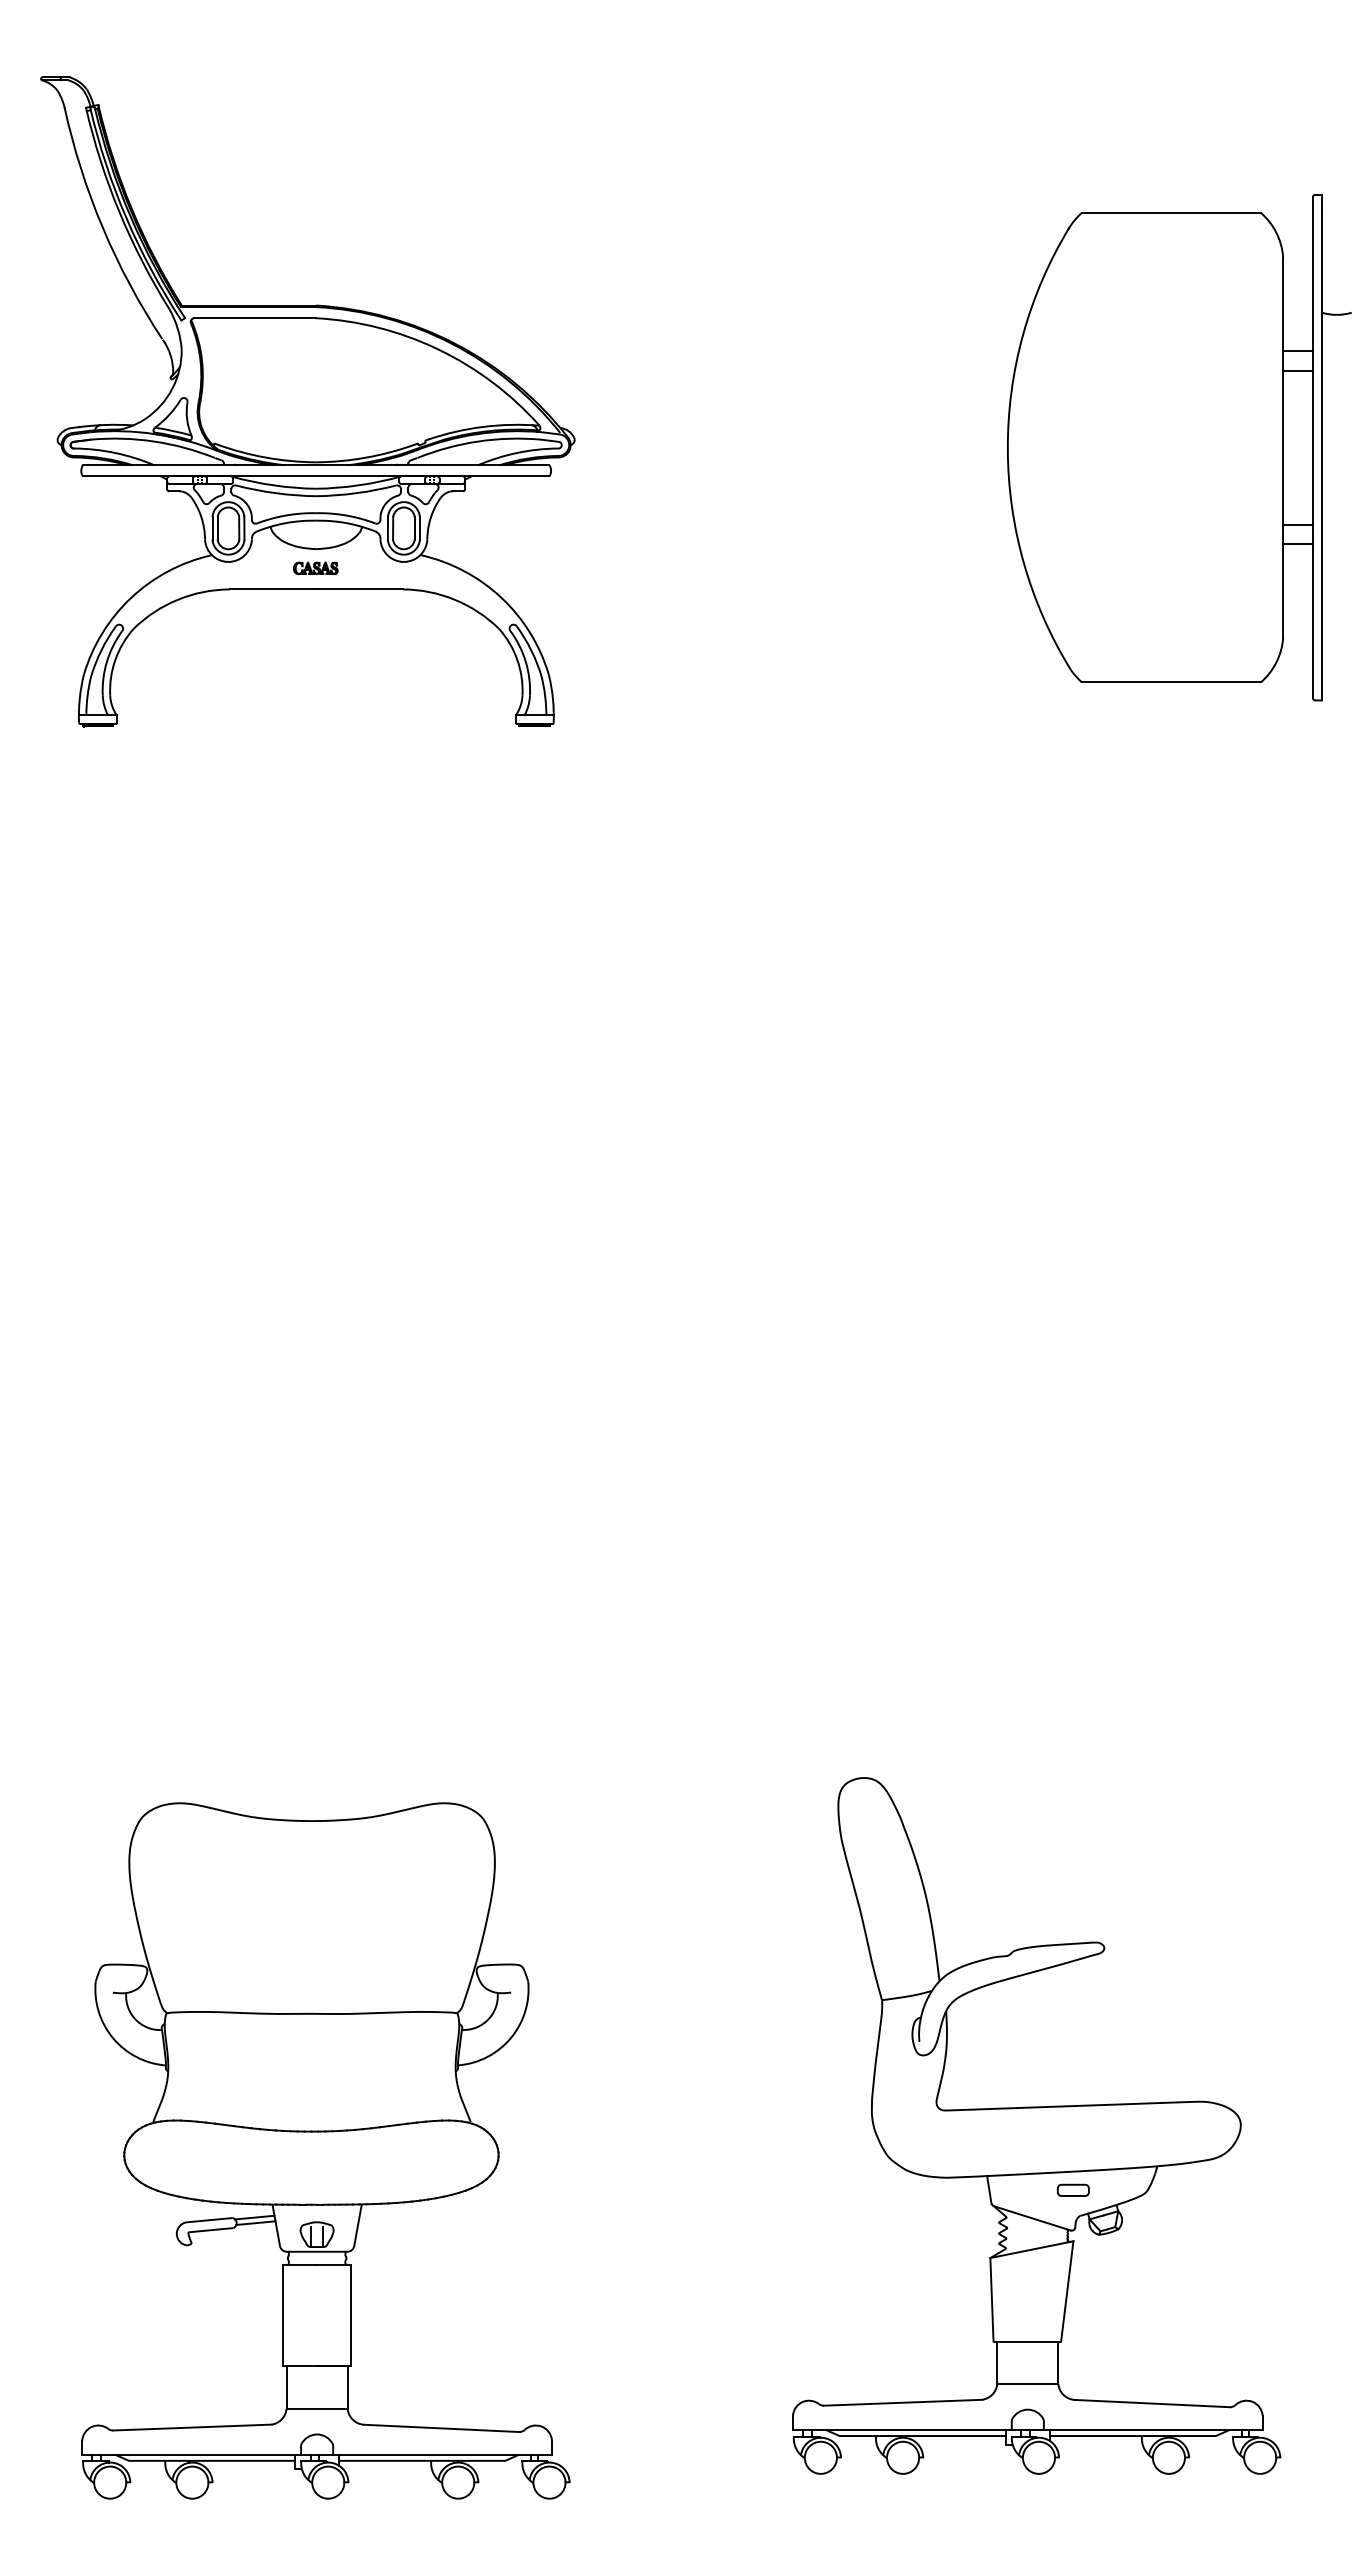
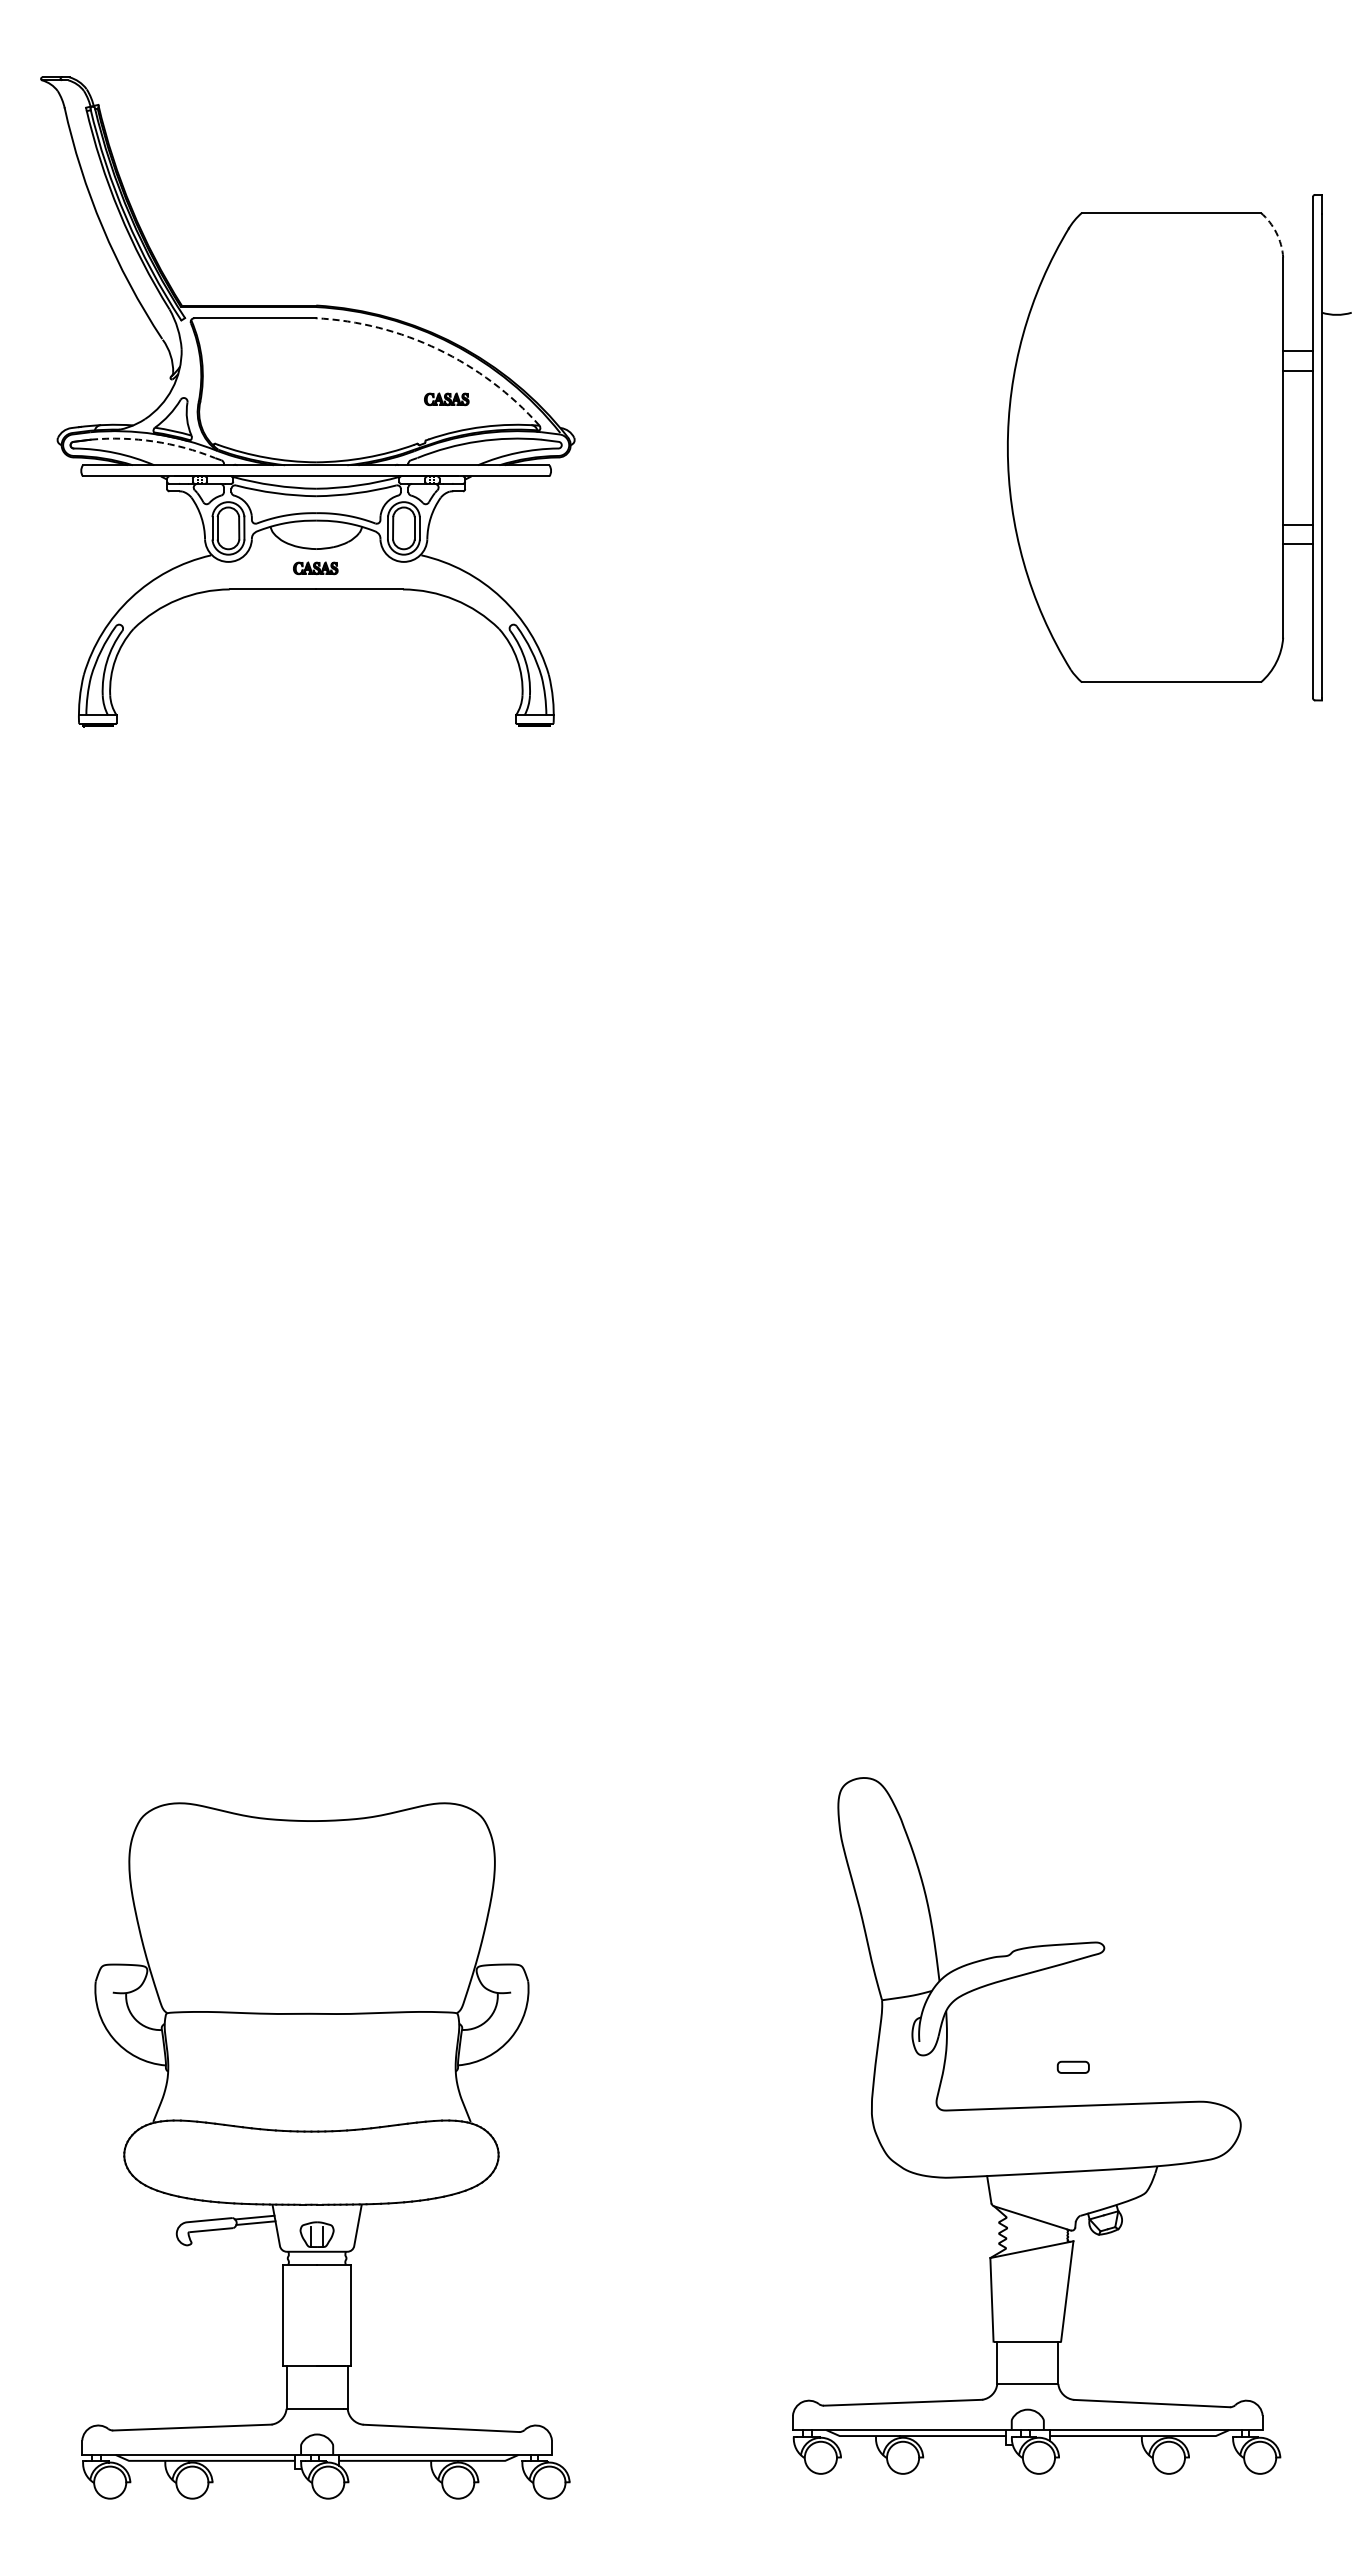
arc: solid -> dashed (1276, 232)
arc: solid -> dashed (438, 349)
part: none -> present (446, 399)
line: solid -> dashed (154, 441)
part position: (1072, 2189) -> (1072, 2066) (1072, 2066)
